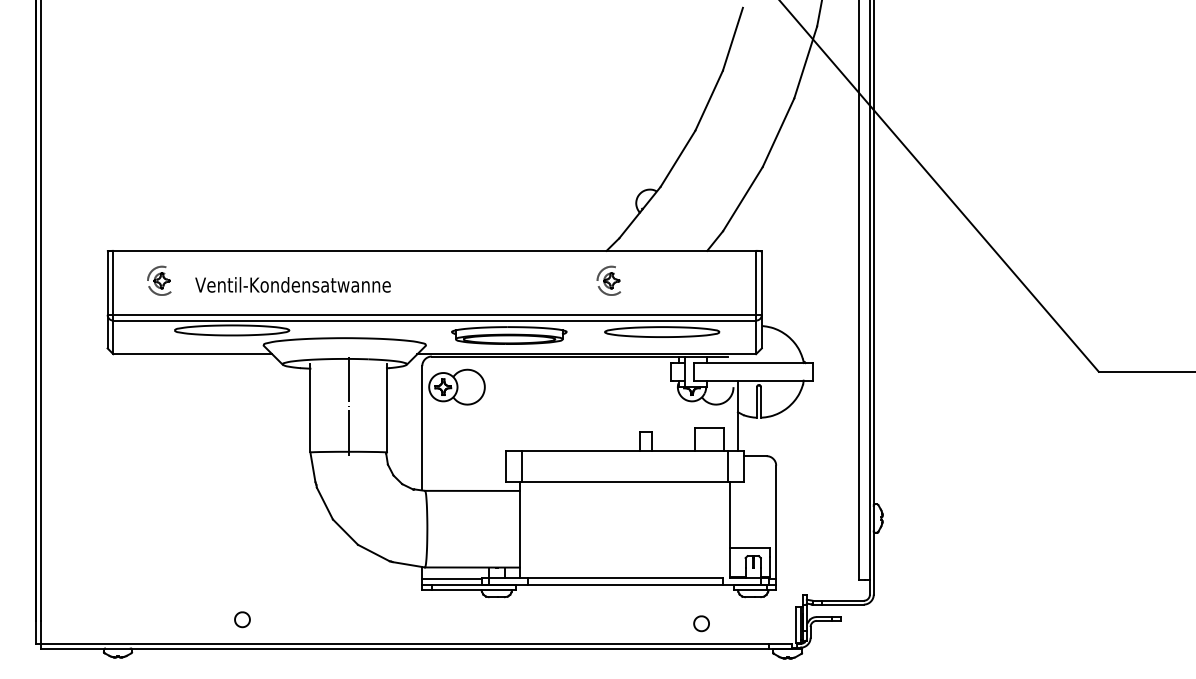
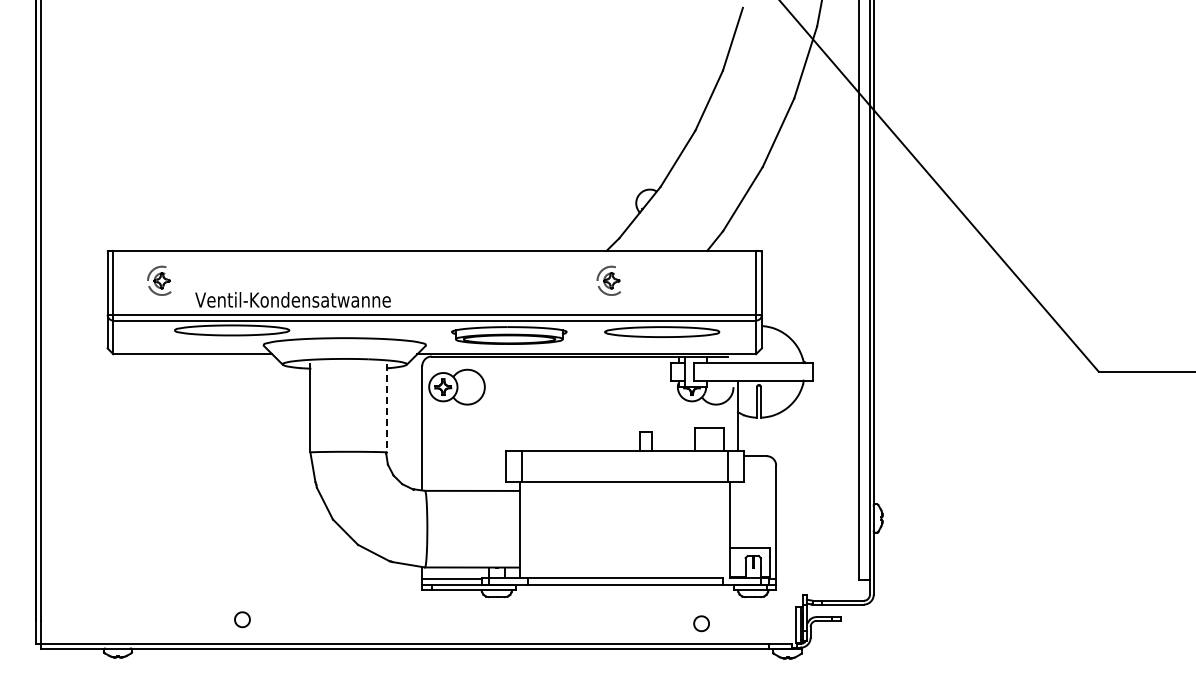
text position: (292, 284) -> (292, 299) (292, 299)
line: present -> none (348, 408)
line: solid -> dashed (386, 408)
